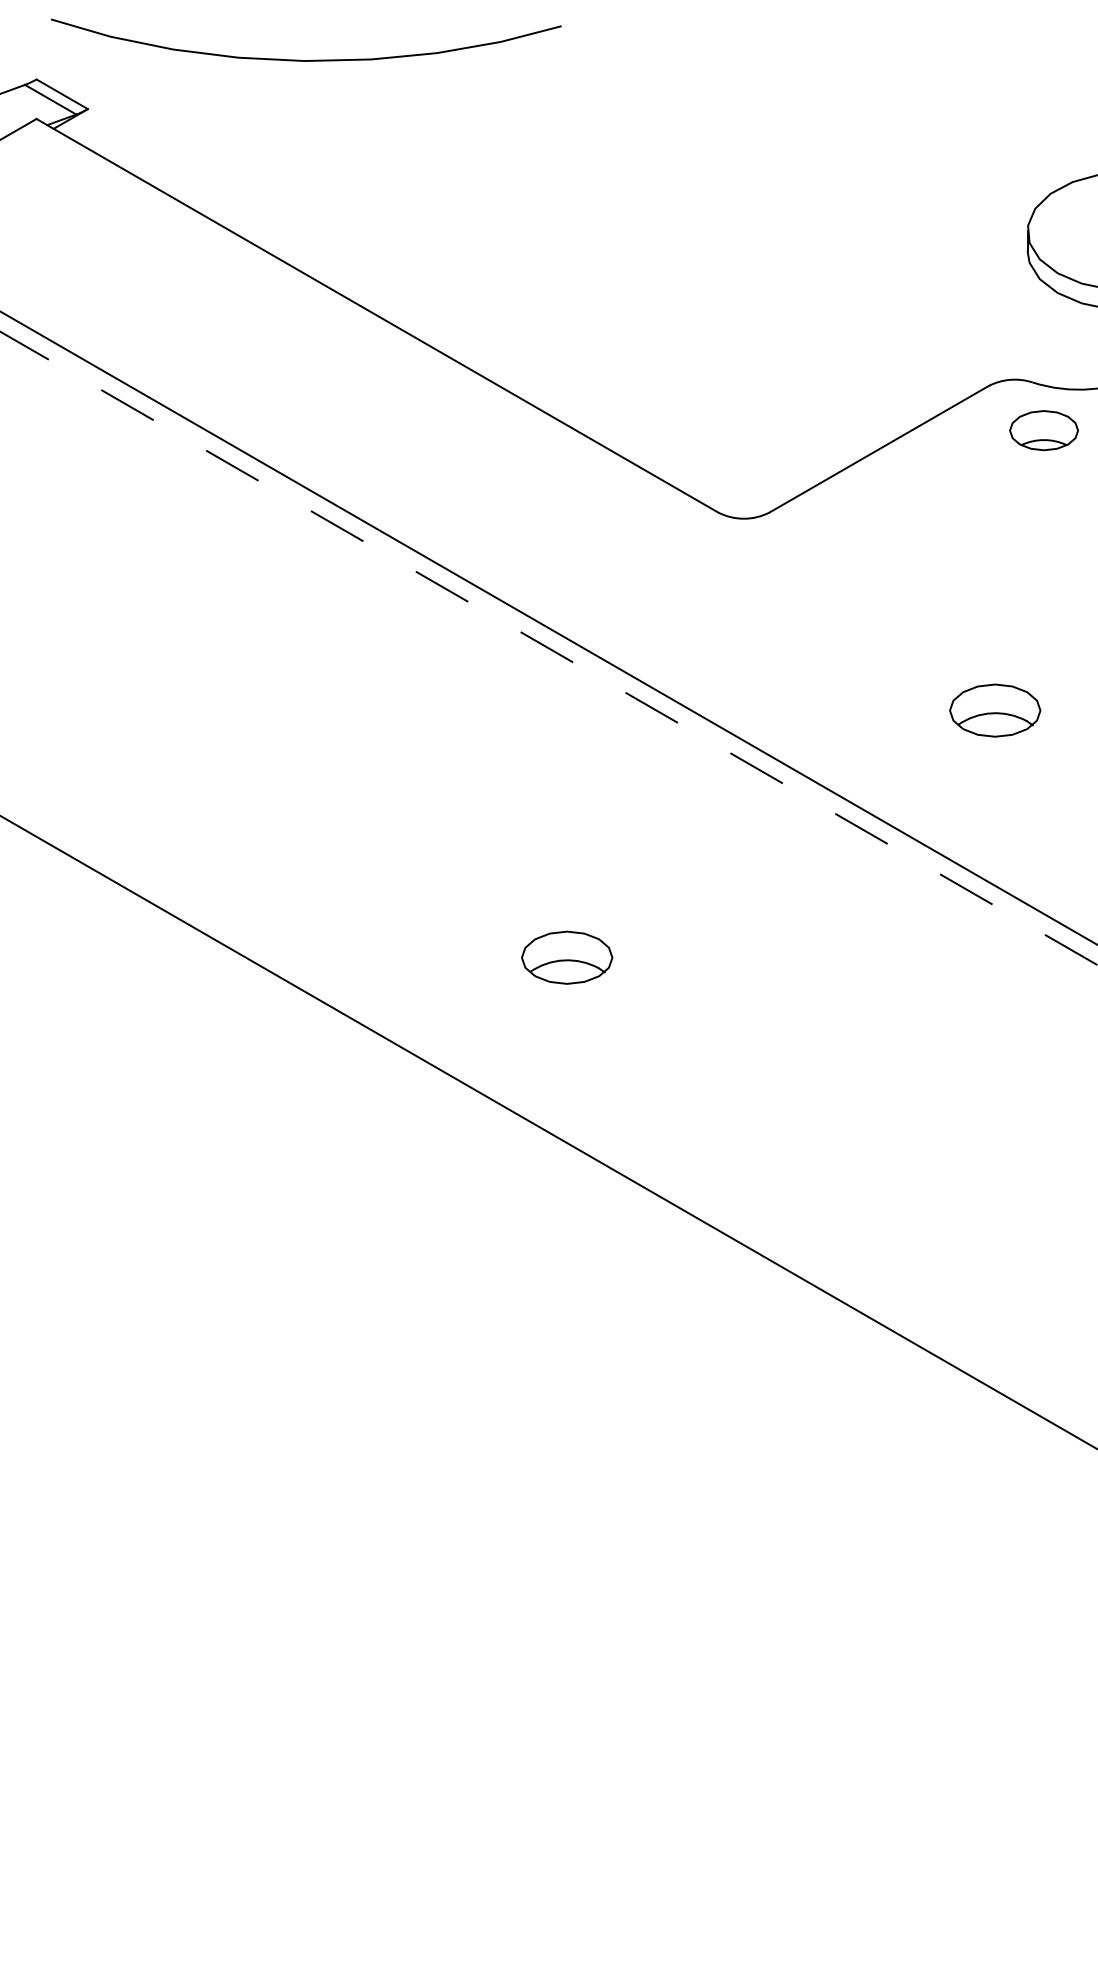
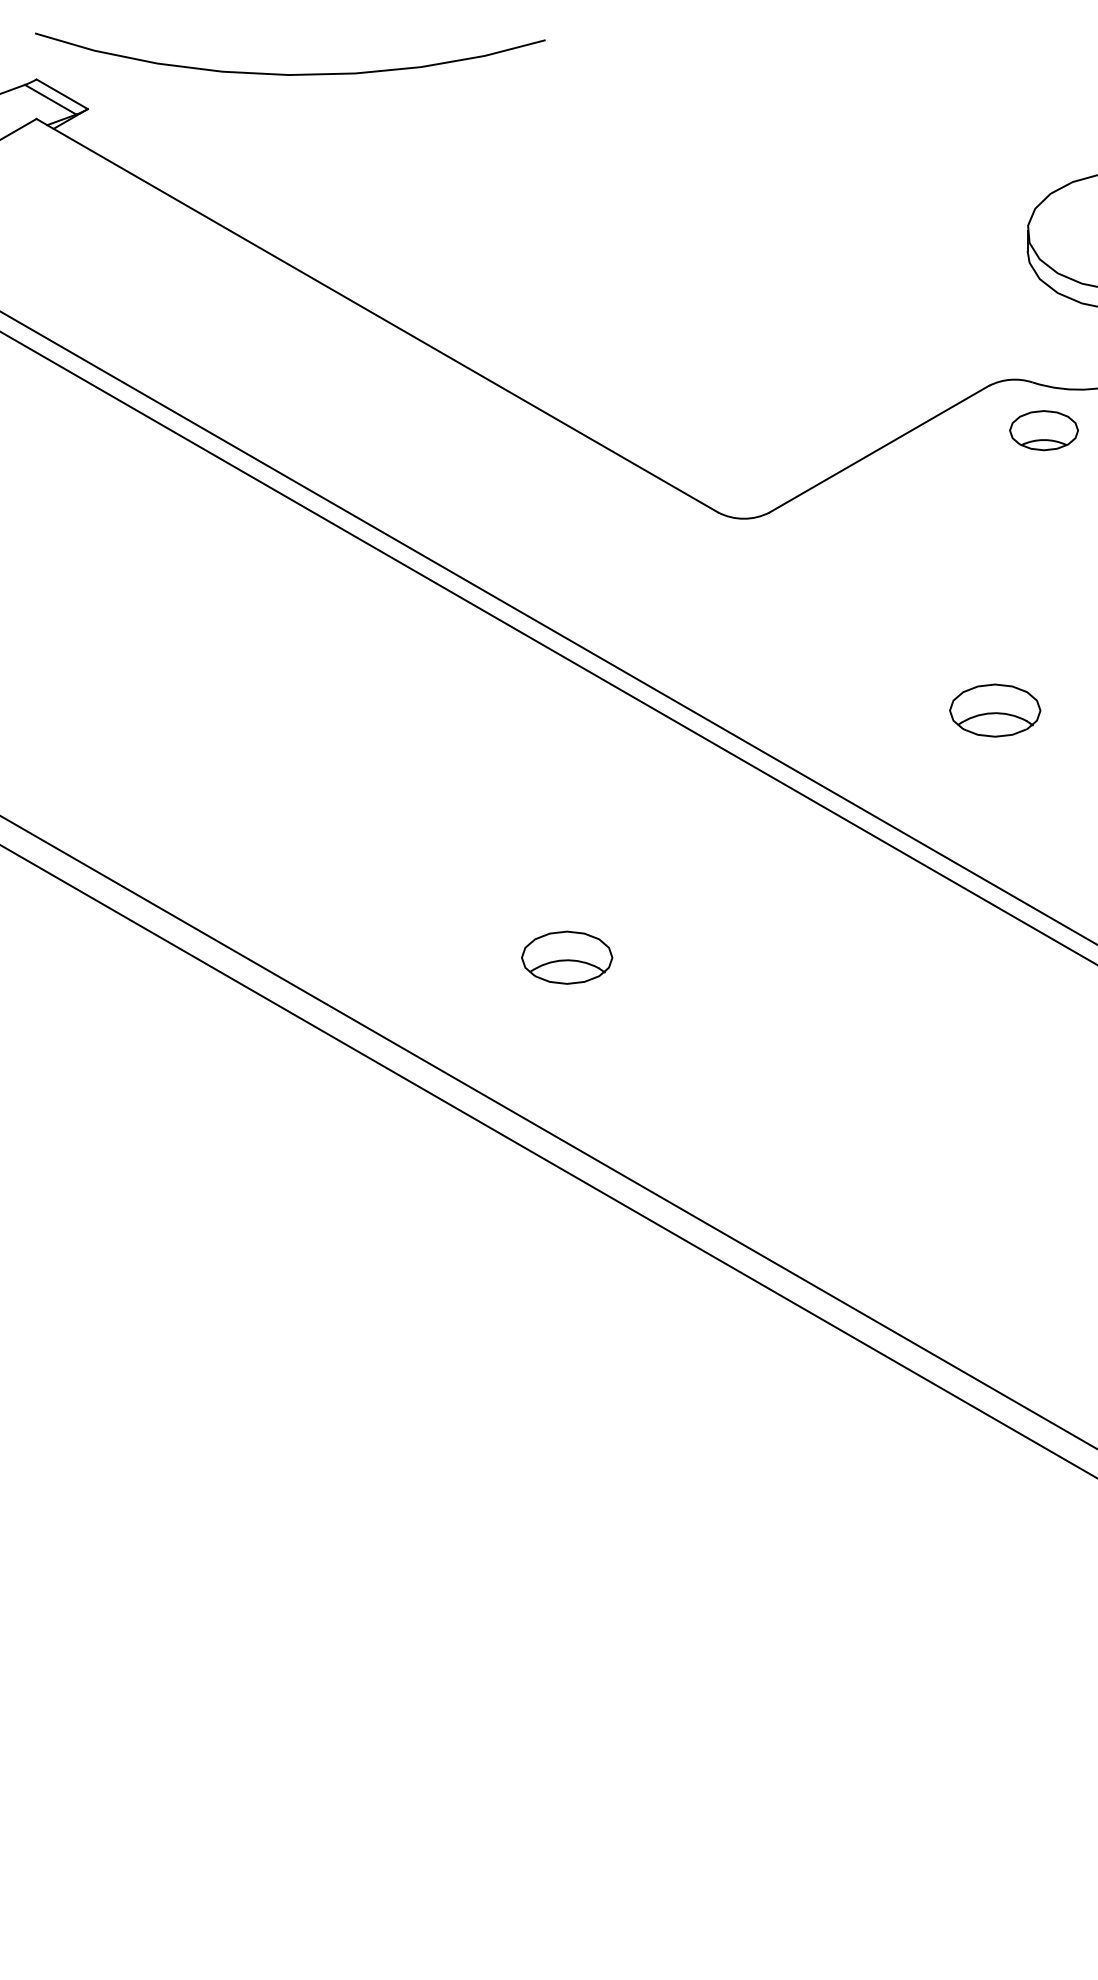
curve position: (300, 59) -> (284, 73) (284, 73)
line: dashed -> solid (549, 648)
line: none -> present (548, 1161)
